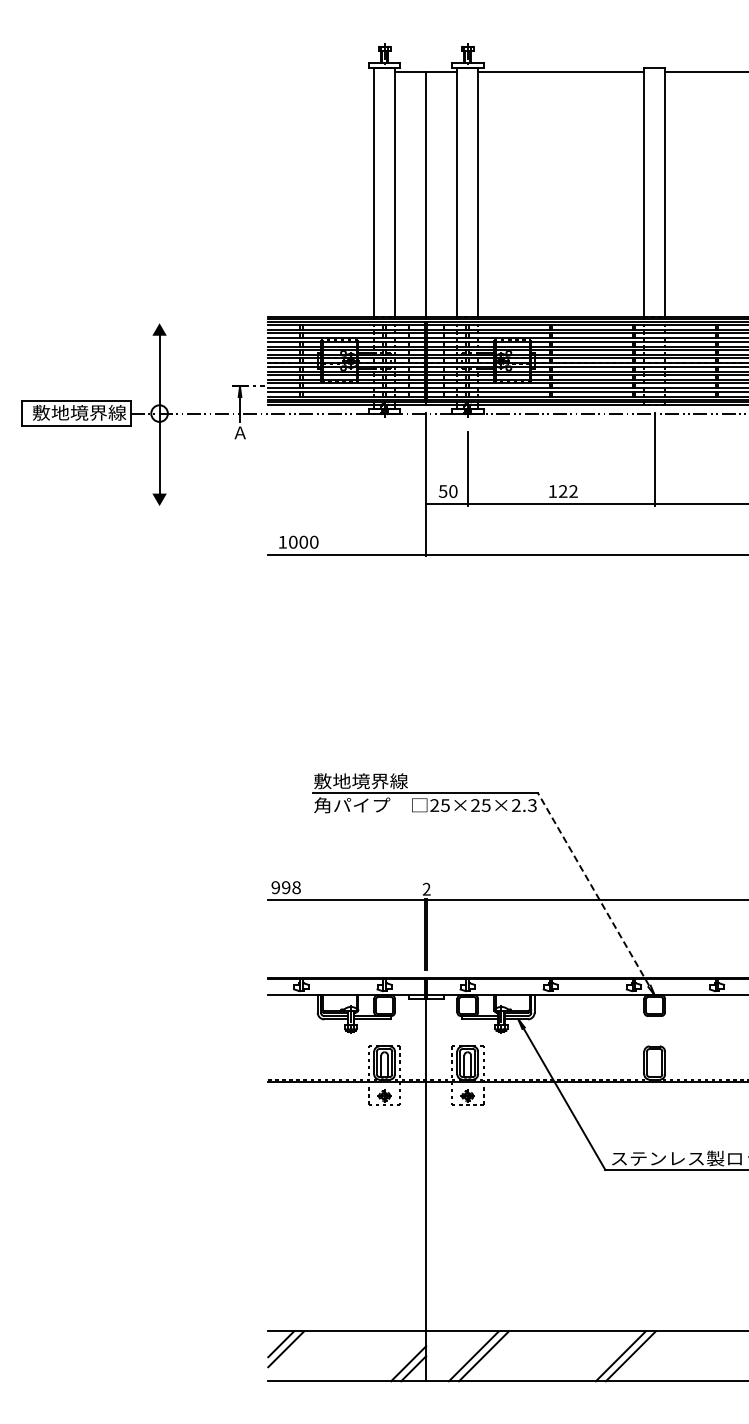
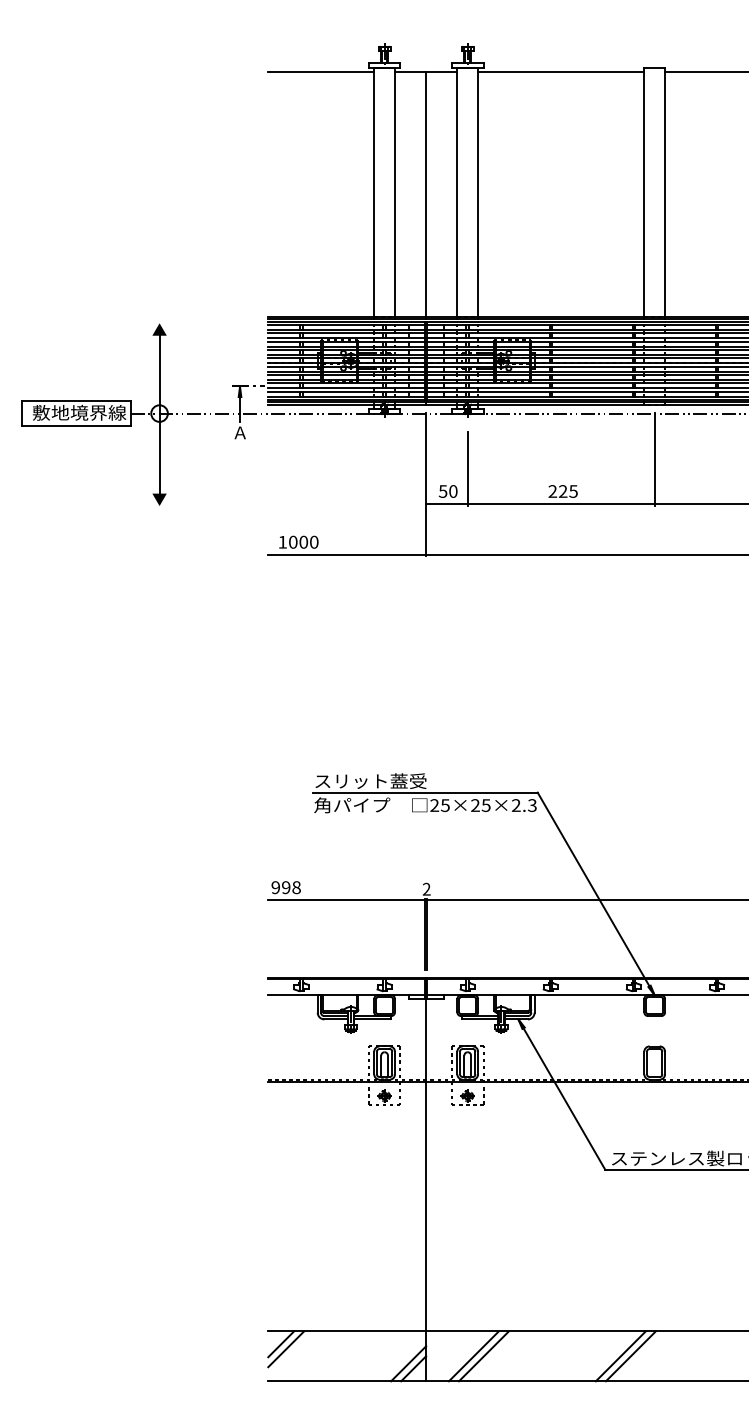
line: none -> present (321, 72)
text: 122 -> 225 (562, 491)
text: 敷地境界線 -> スリット蓋受 (370, 781)
line: dashed -> solid (595, 893)
